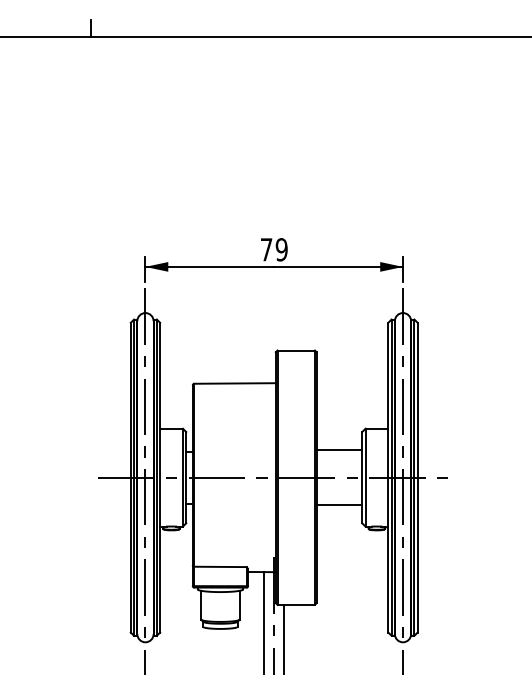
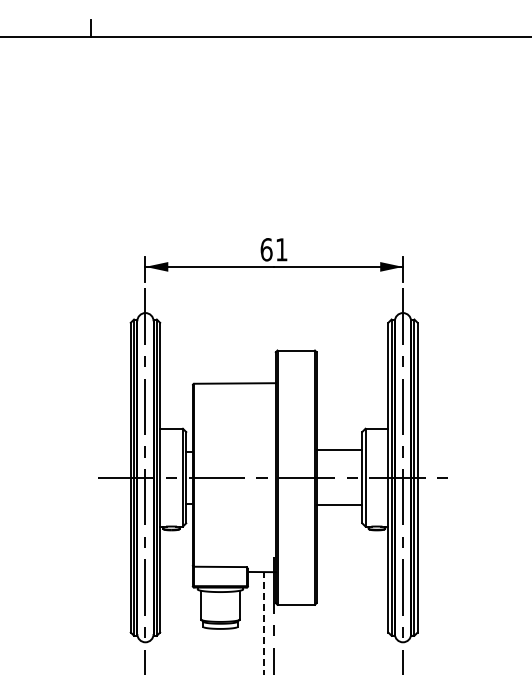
text: 79 -> 61 (273, 249)
line: solid -> dashed (264, 622)
line: present -> none (284, 637)
